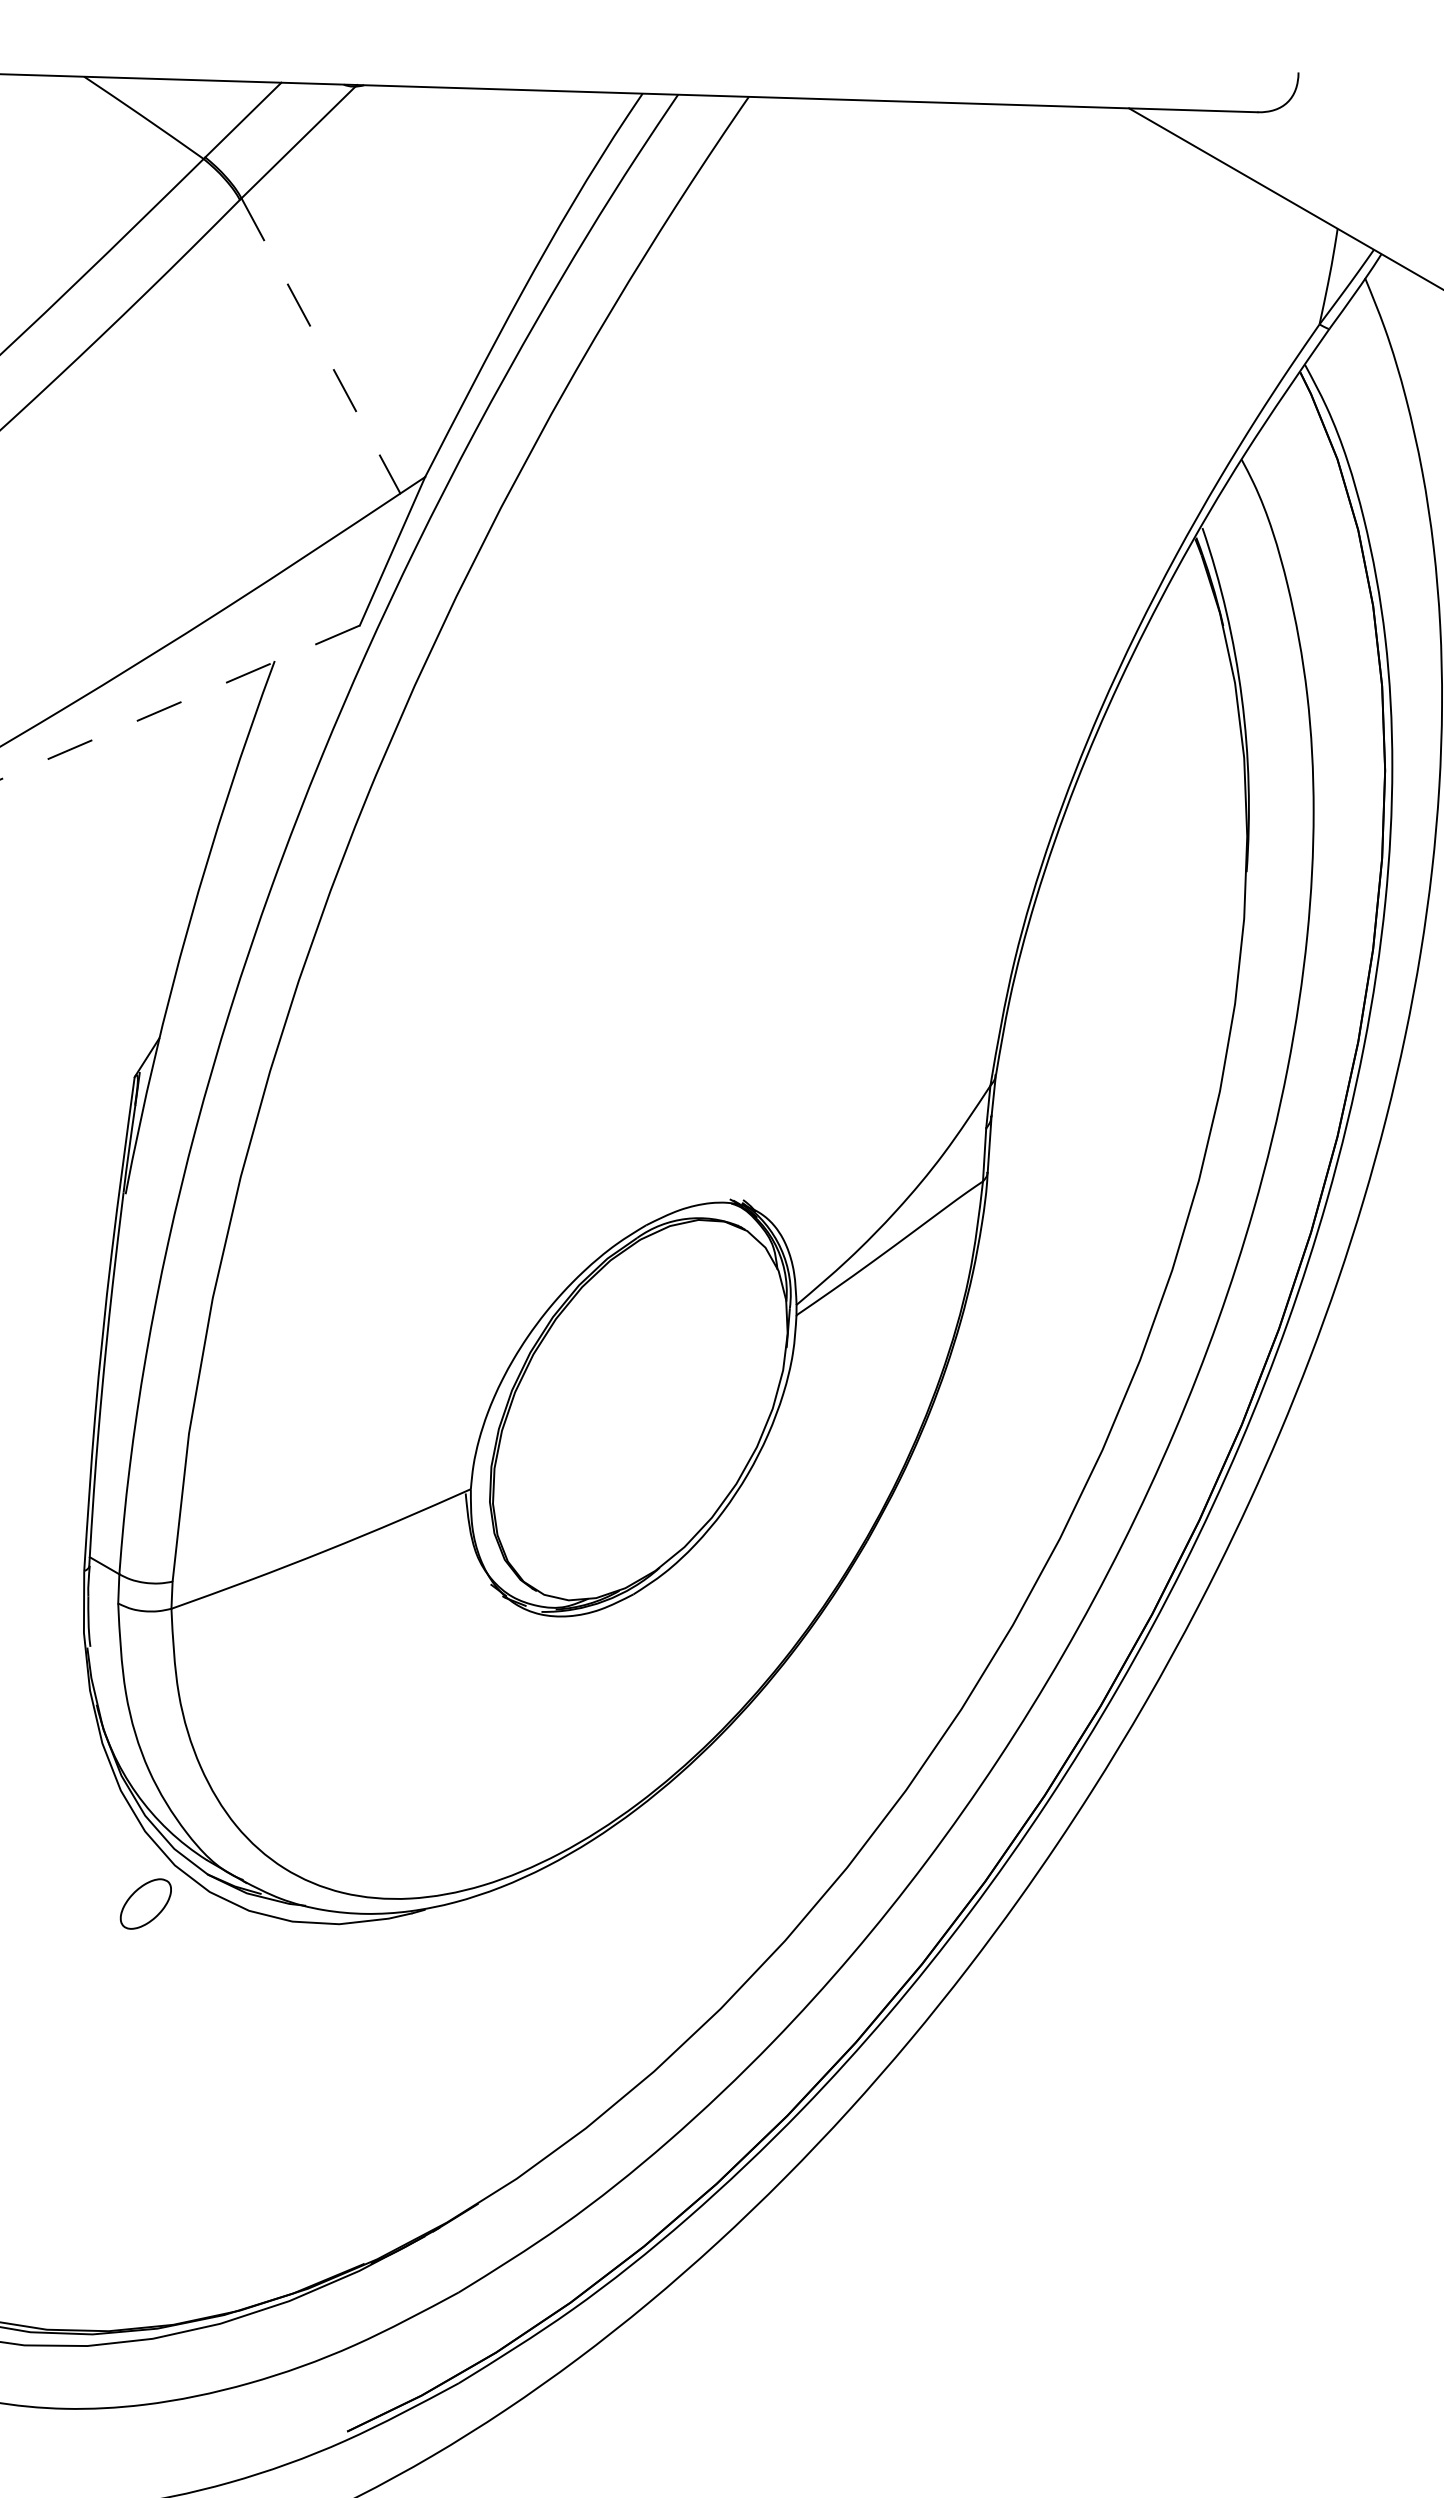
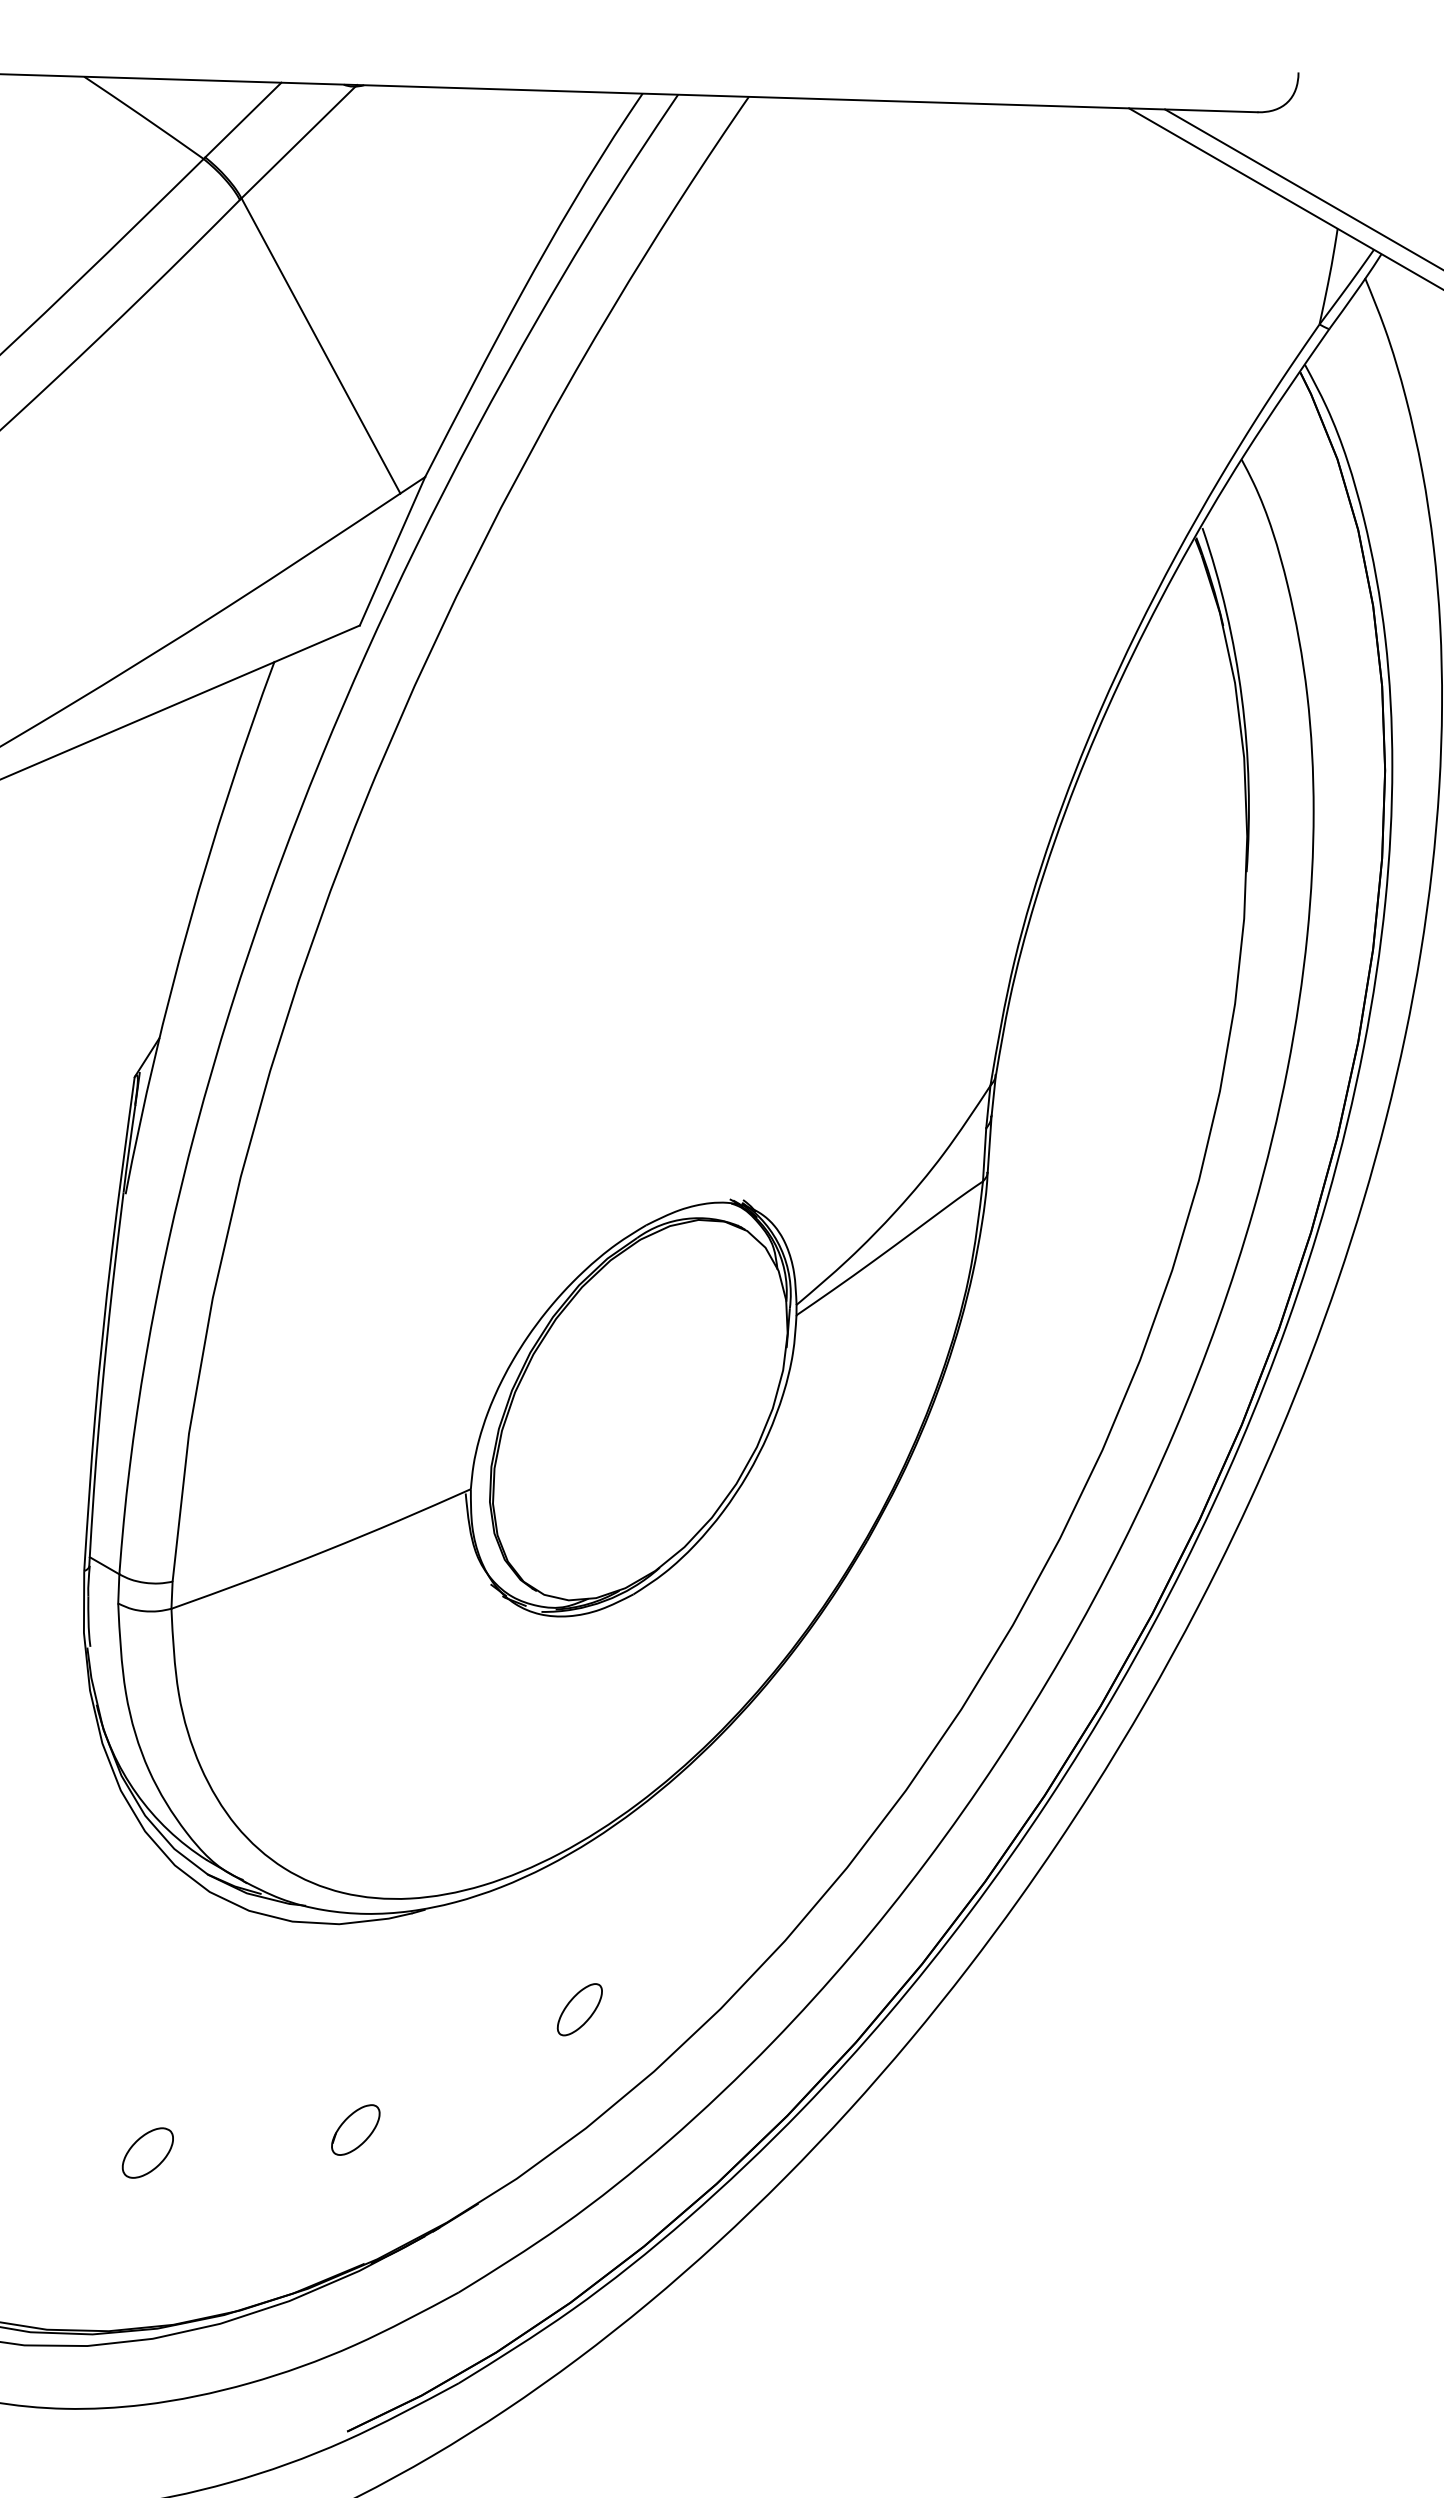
line: none -> present (1302, 188)
line: dashed -> solid (320, 345)
line: dashed -> solid (179, 702)
part position: (145, 1903) -> (147, 2152) (147, 2152)
part: none -> present (579, 2009)
part: none -> present (355, 2129)
